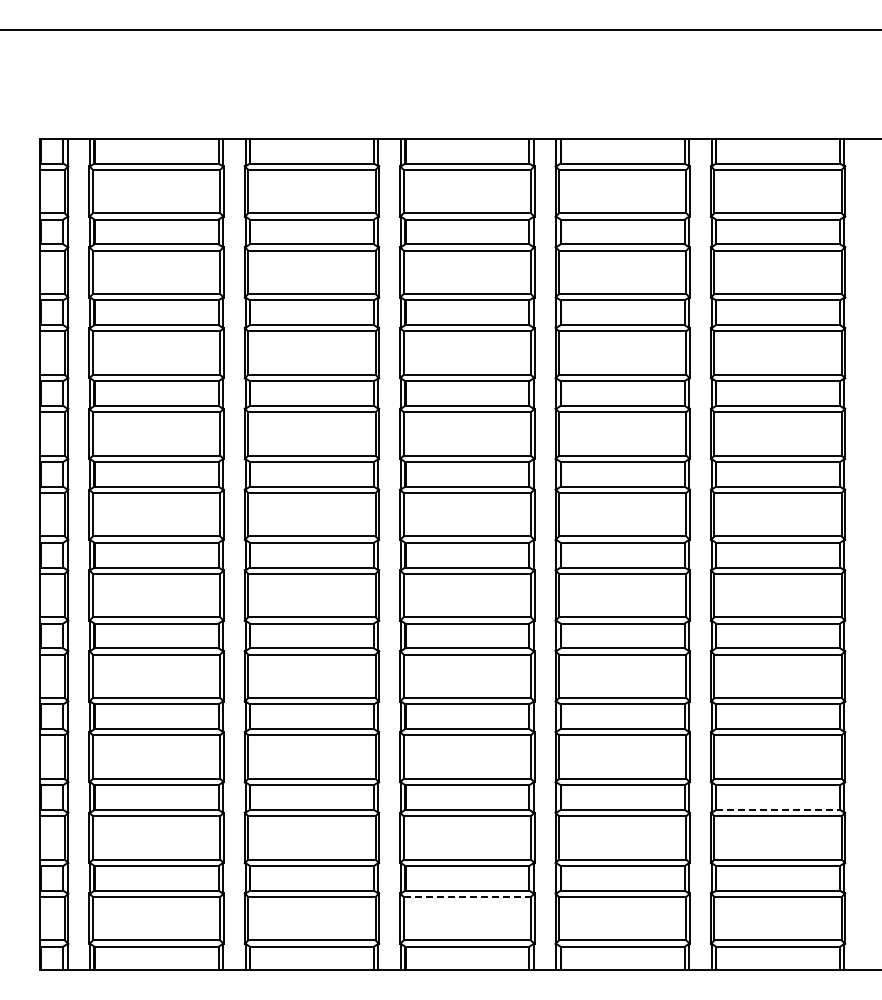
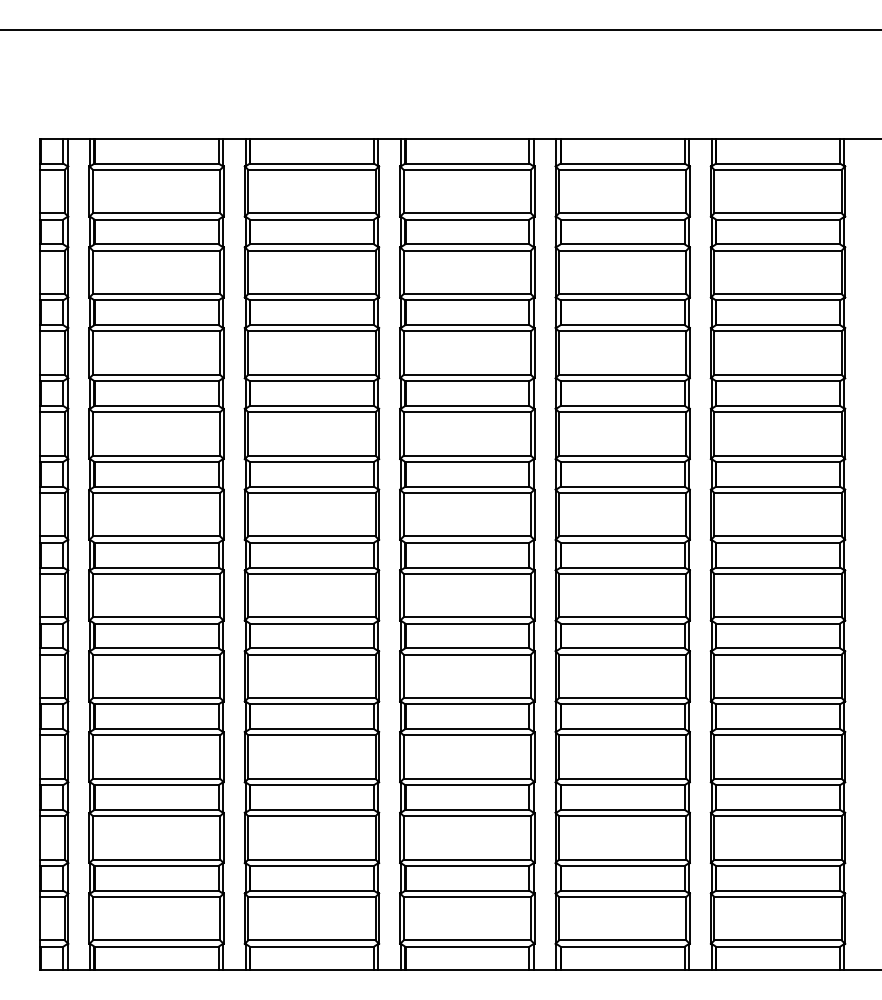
line: dashed -> solid (778, 809)
line: dashed -> solid (467, 897)
